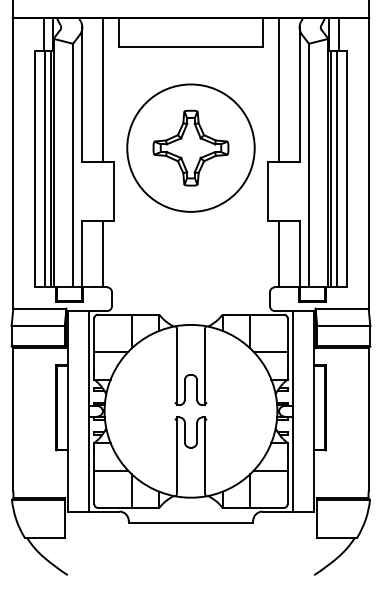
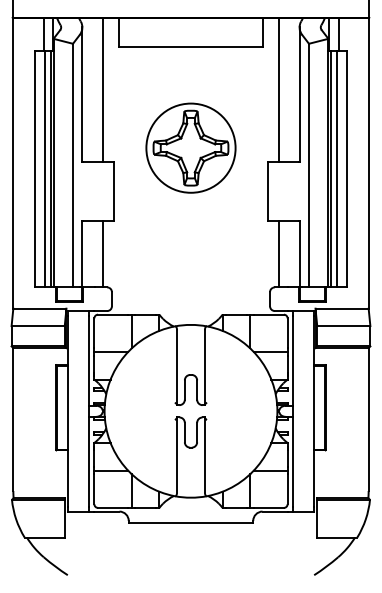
circle diameter: 127 px -> 89 px (190, 147)
